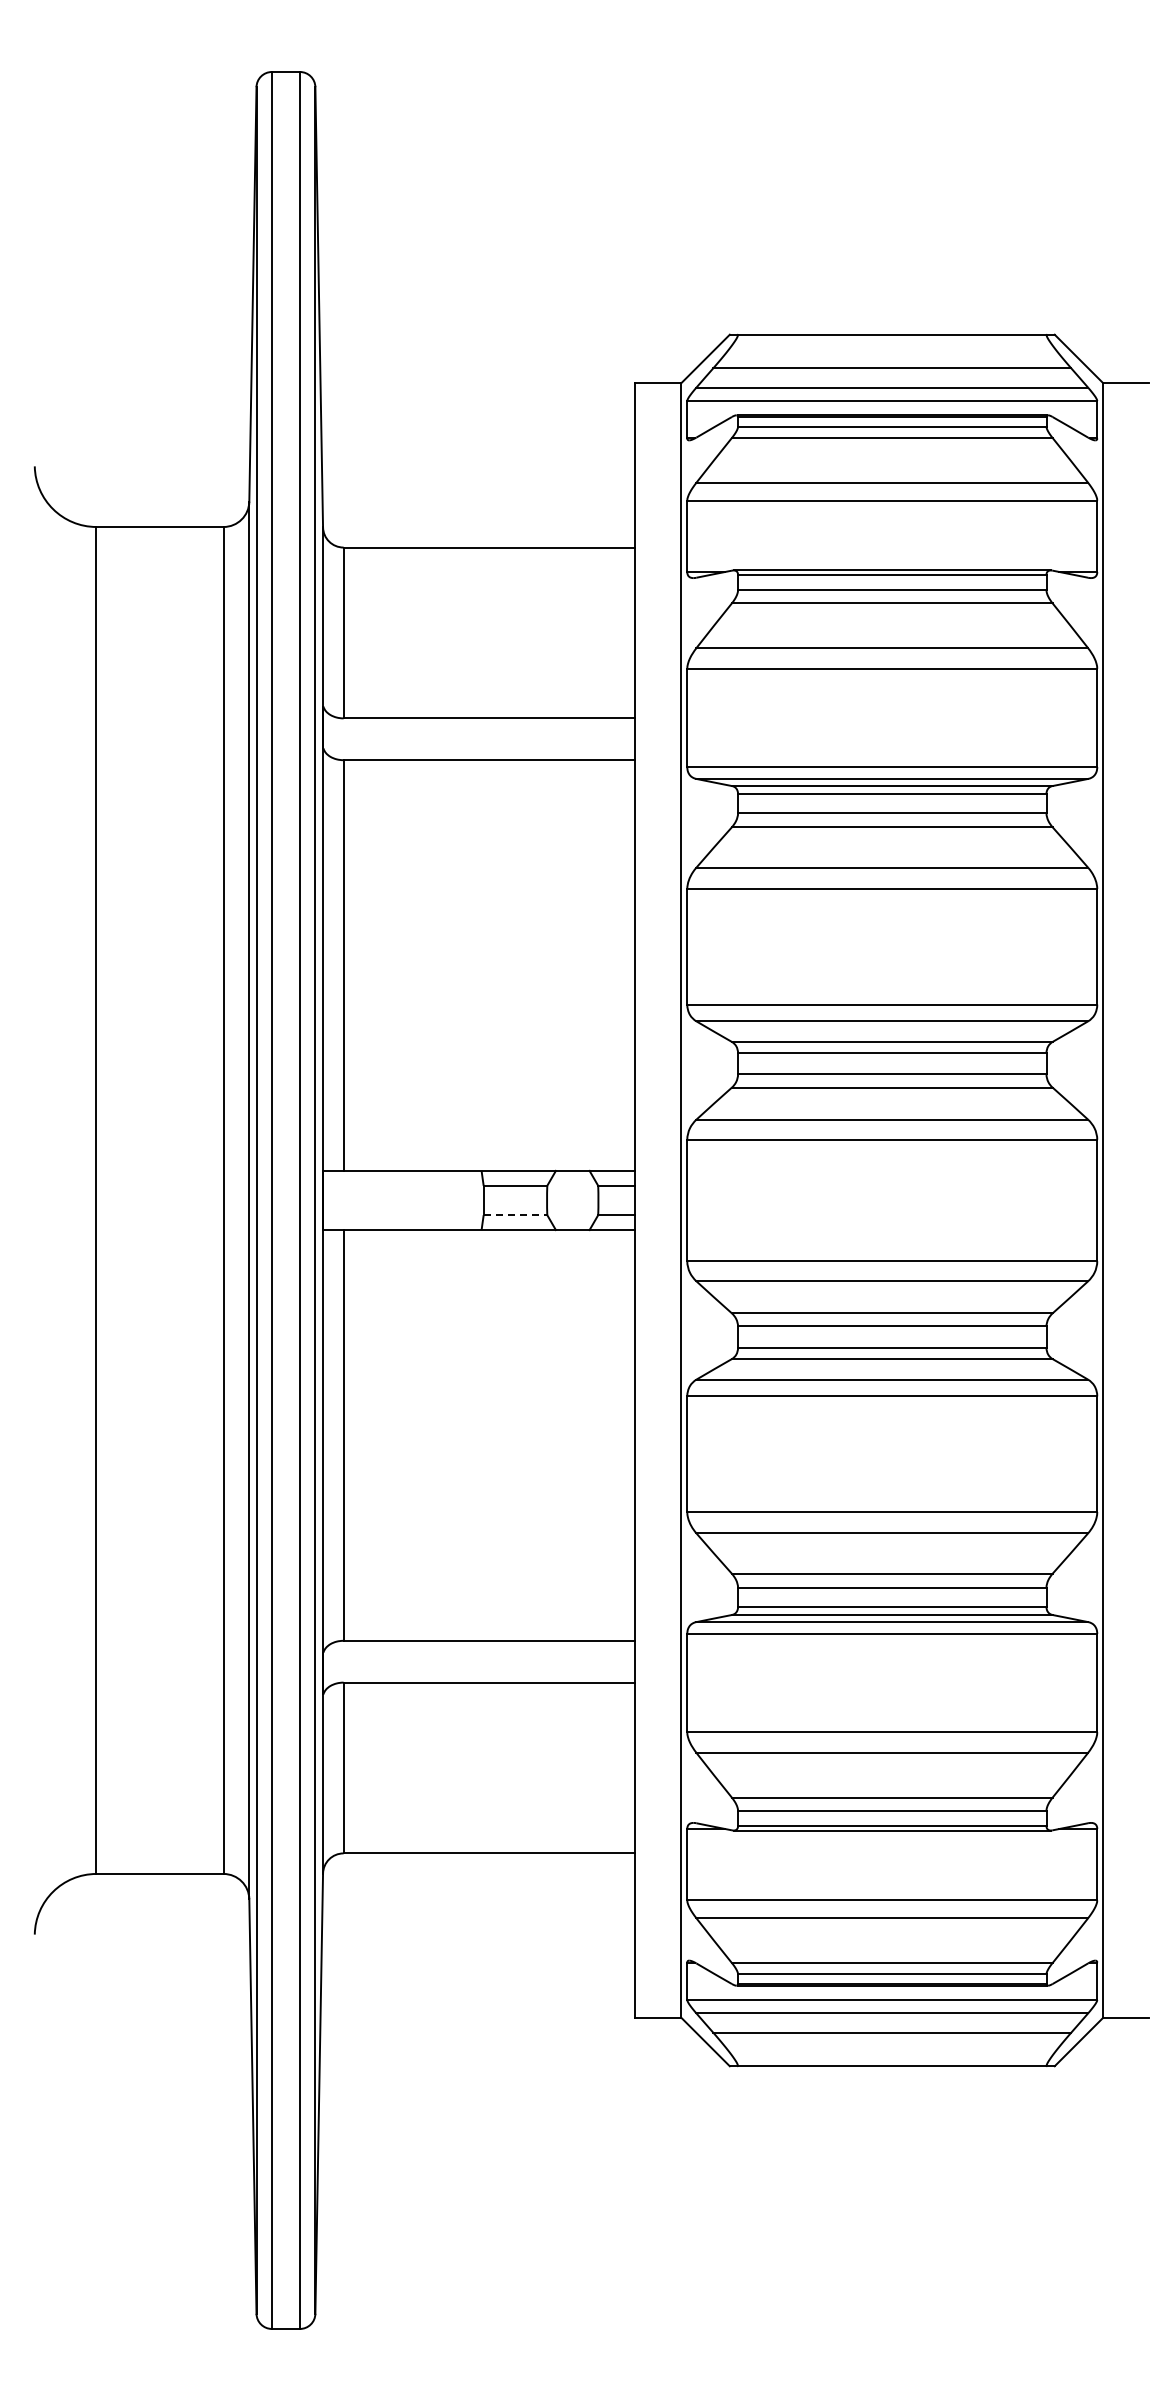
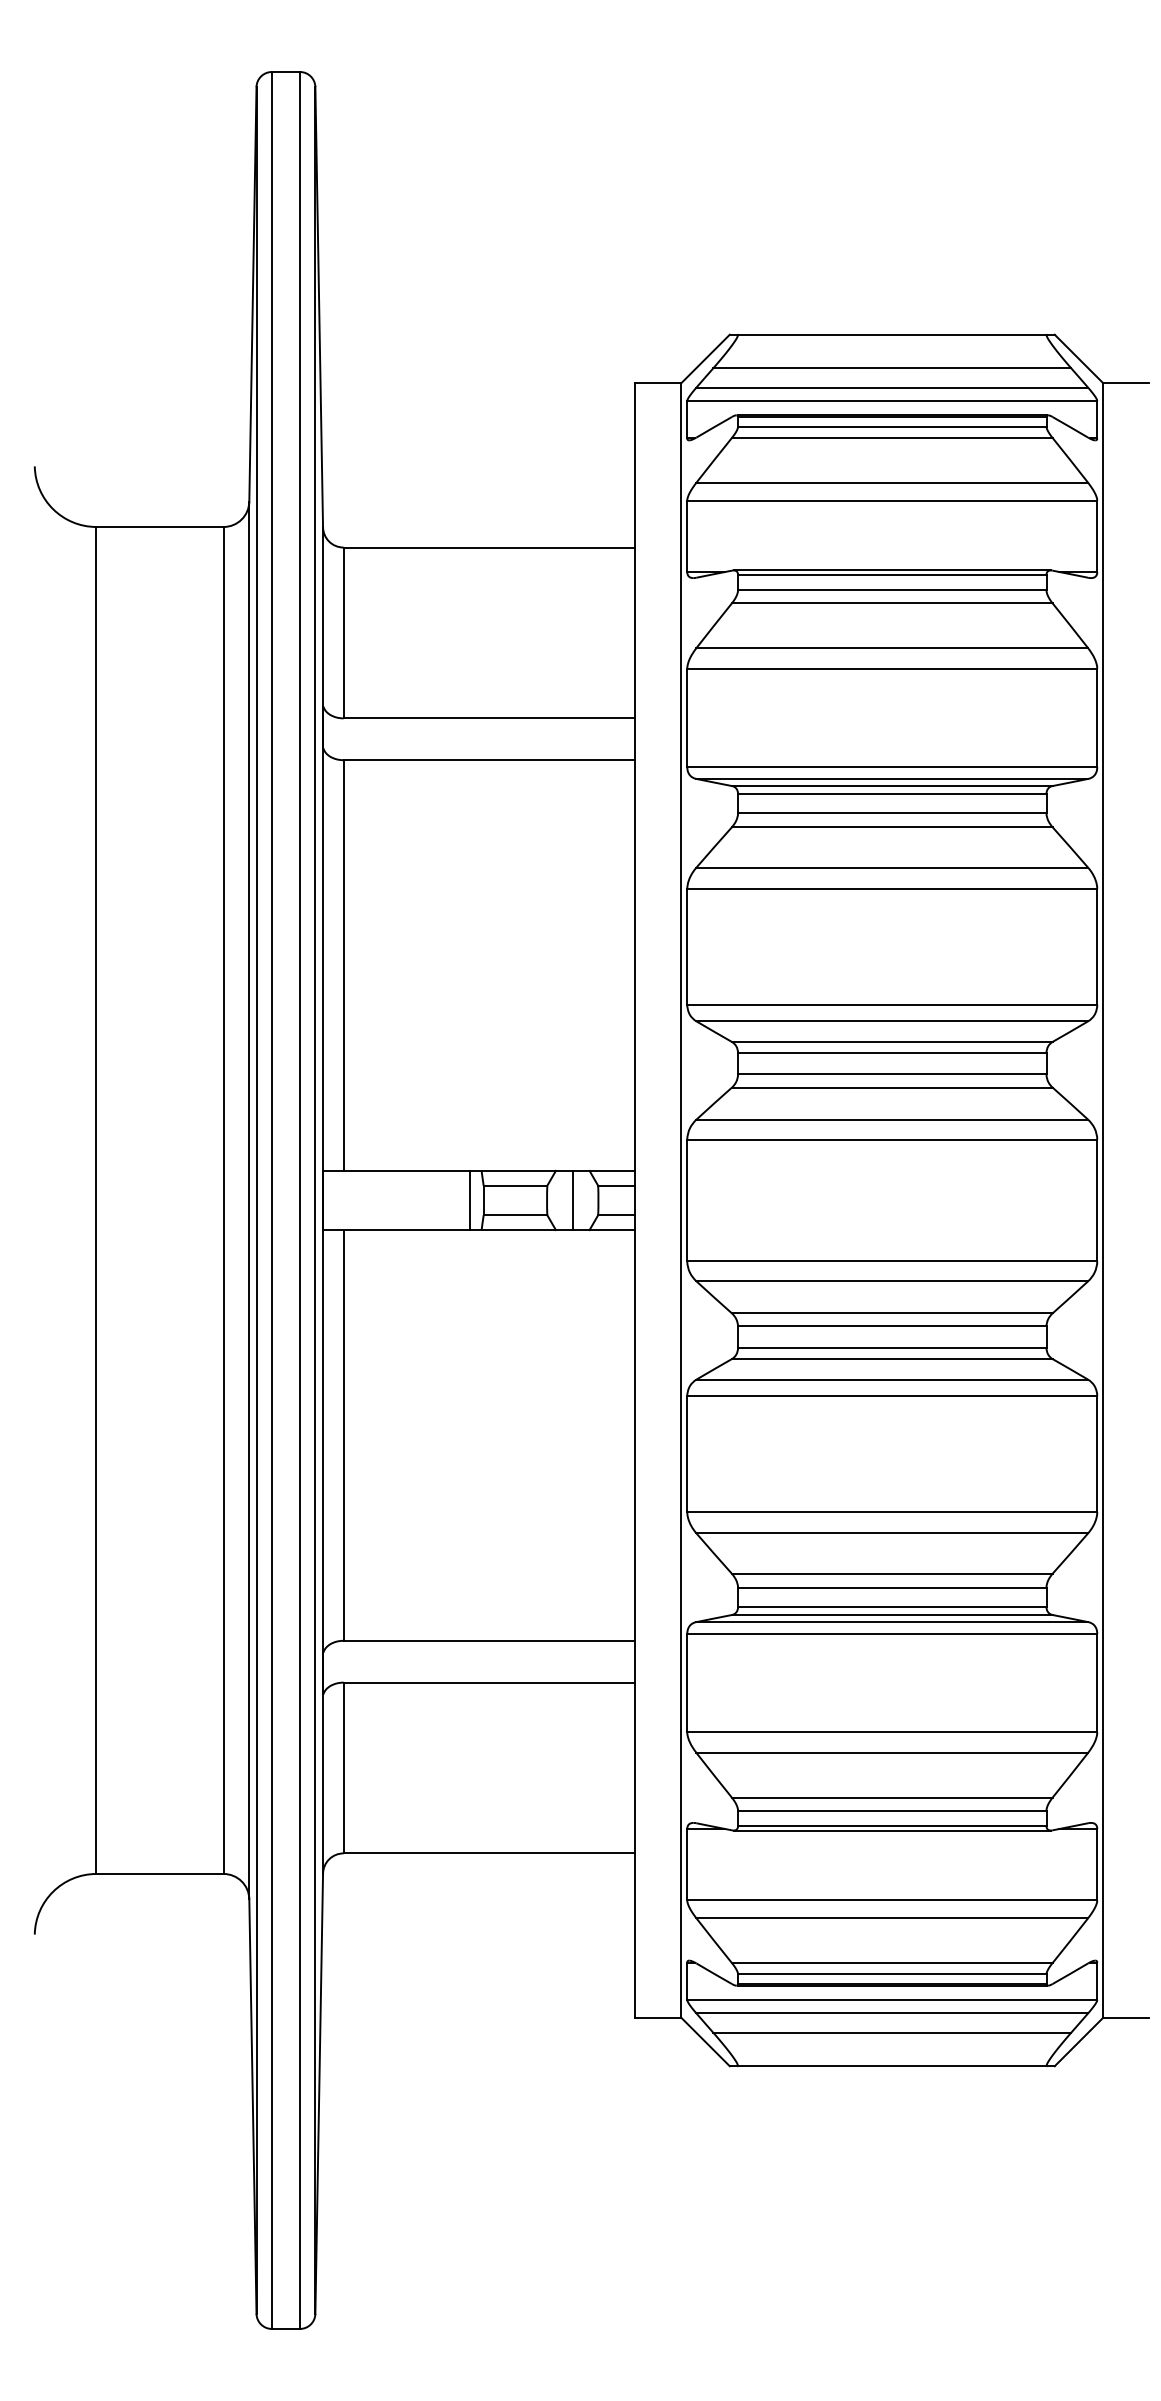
line: none -> present (469, 1200)
line: none -> present (572, 1200)
line: dashed -> solid (515, 1215)
